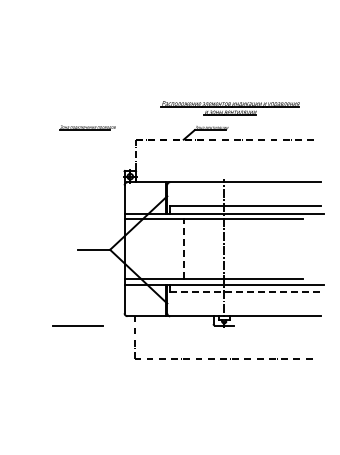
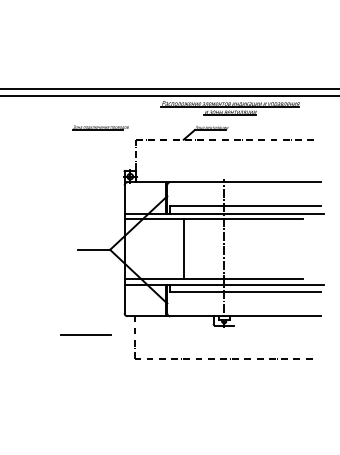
line: none -> present (169, 88)
line: none -> present (169, 96)
part position: (87, 127) -> (100, 127) (100, 127)
line: dashed -> solid (183, 249)
line: dashed -> solid (246, 292)
line position: (77, 325) -> (85, 334) (85, 334)
